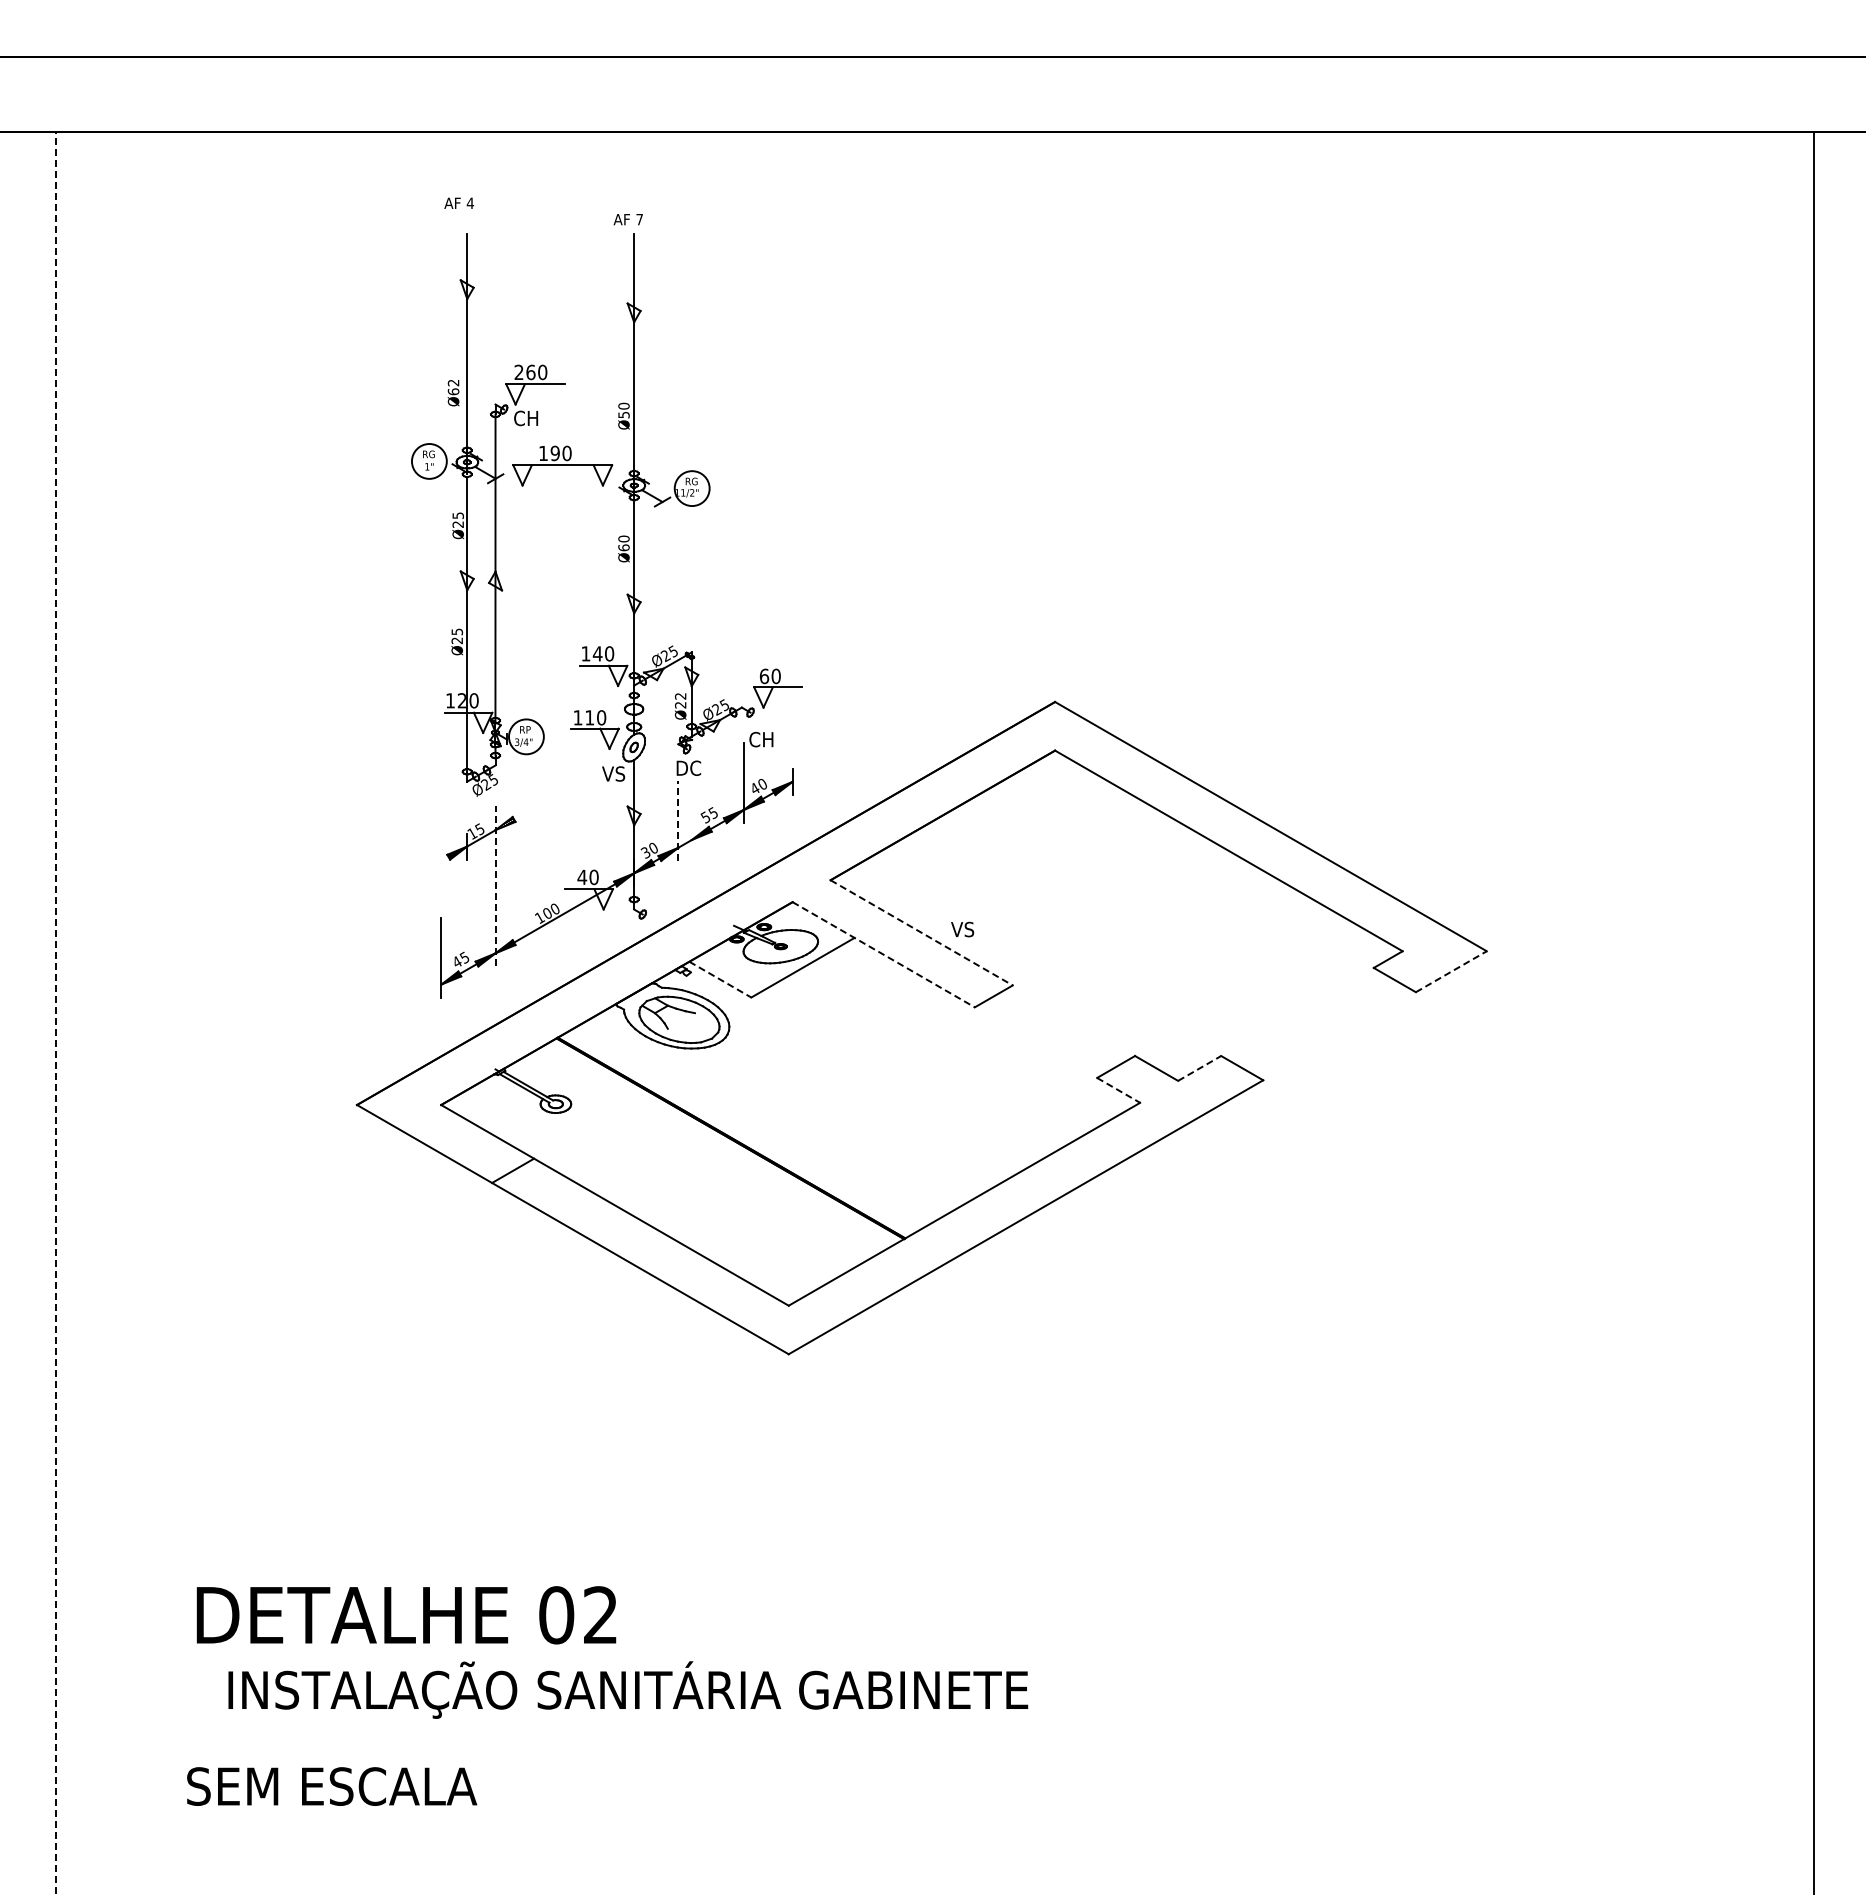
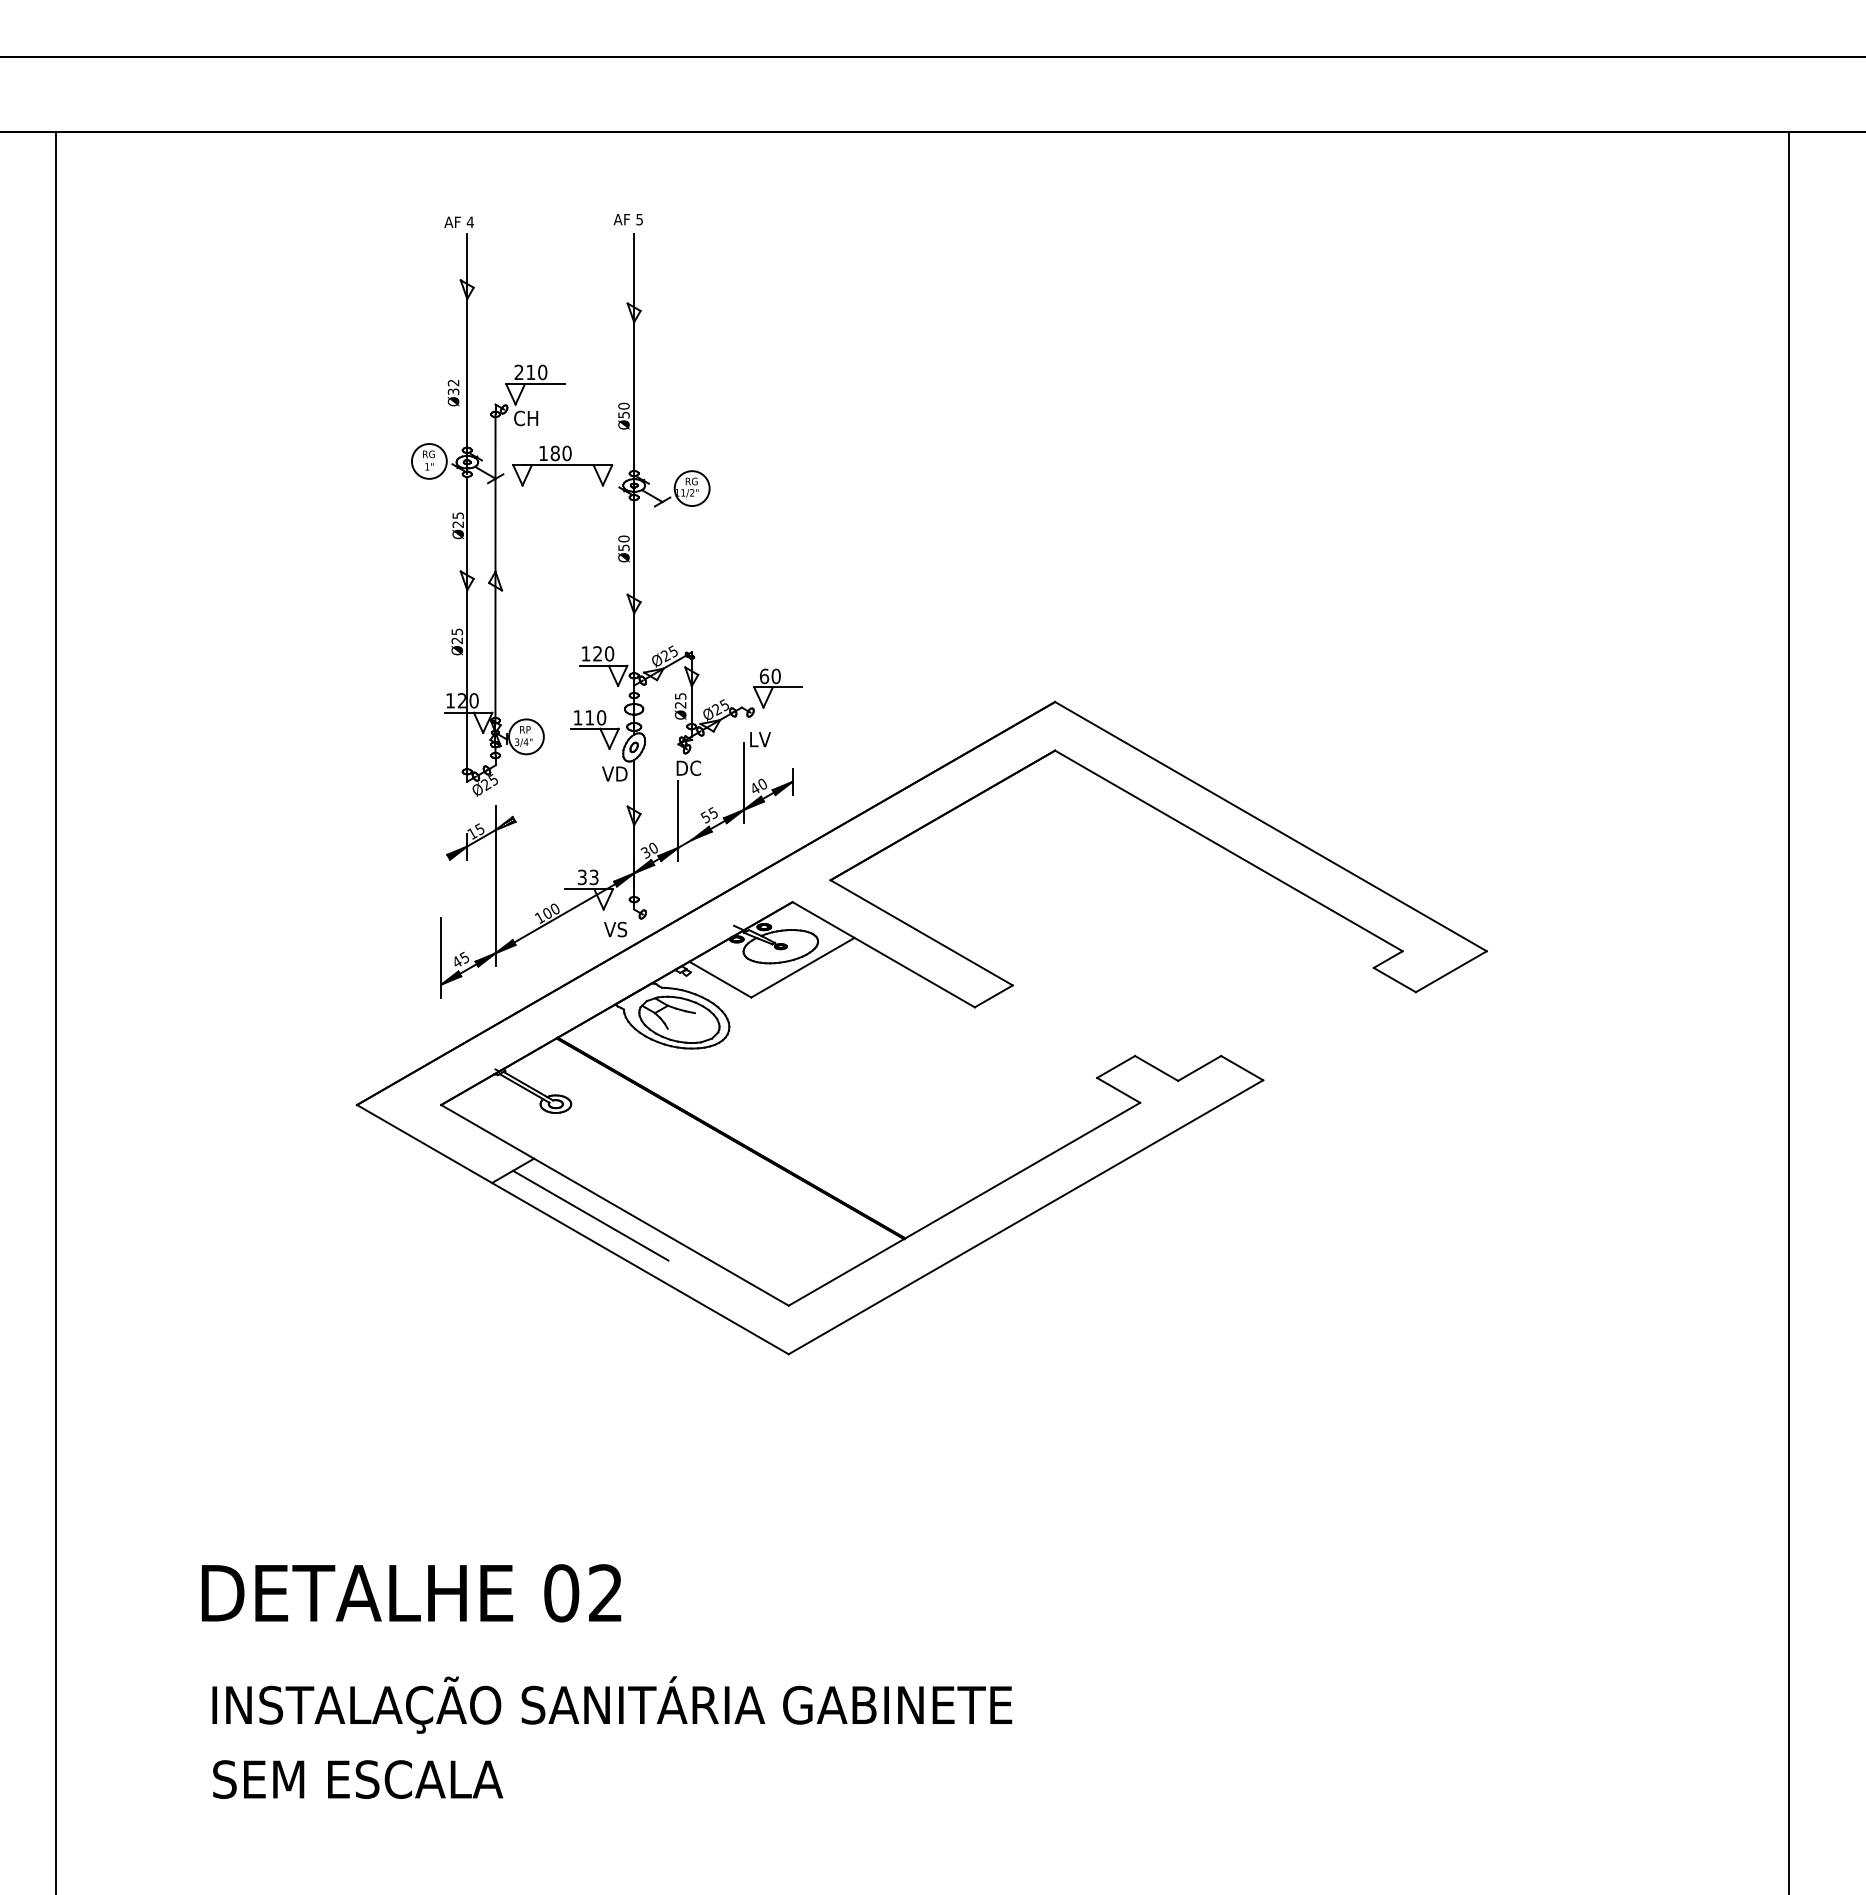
text position: (458, 202) -> (458, 221) (458, 221)
text: 7 -> 5 (639, 219)
text: 260 -> 210 (530, 372)
text: Ø62 -> Ø32 (453, 391)
text: 190 -> 180 (554, 453)
text: Ø60 -> Ø50 (623, 547)
text: 140 -> 120 (597, 653)
text: Ø22 -> Ø25 (680, 696)
text: CH -> LV (761, 739)
text: VS -> VD (621, 773)
line: dashed -> solid (678, 820)
text: 40 -> 33 (587, 877)
line: dashed -> solid (495, 885)
text position: (962, 929) -> (615, 929) (615, 929)
line: dashed -> solid (922, 933)
line: dashed -> solid (884, 955)
line: dashed -> solid (1451, 971)
line: dashed -> solid (720, 979)
line position: (1814, 1011) -> (1789, 1011) (1789, 1011)
line: dashed -> solid (56, 1013)
line: dashed -> solid (1199, 1068)
line: dashed -> solid (1118, 1090)
line: none -> present (590, 1215)
text position: (406, 1615) -> (411, 1593) (411, 1593)
text position: (628, 1689) -> (612, 1704) (612, 1704)
text position: (332, 1786) -> (358, 1779) (358, 1779)
